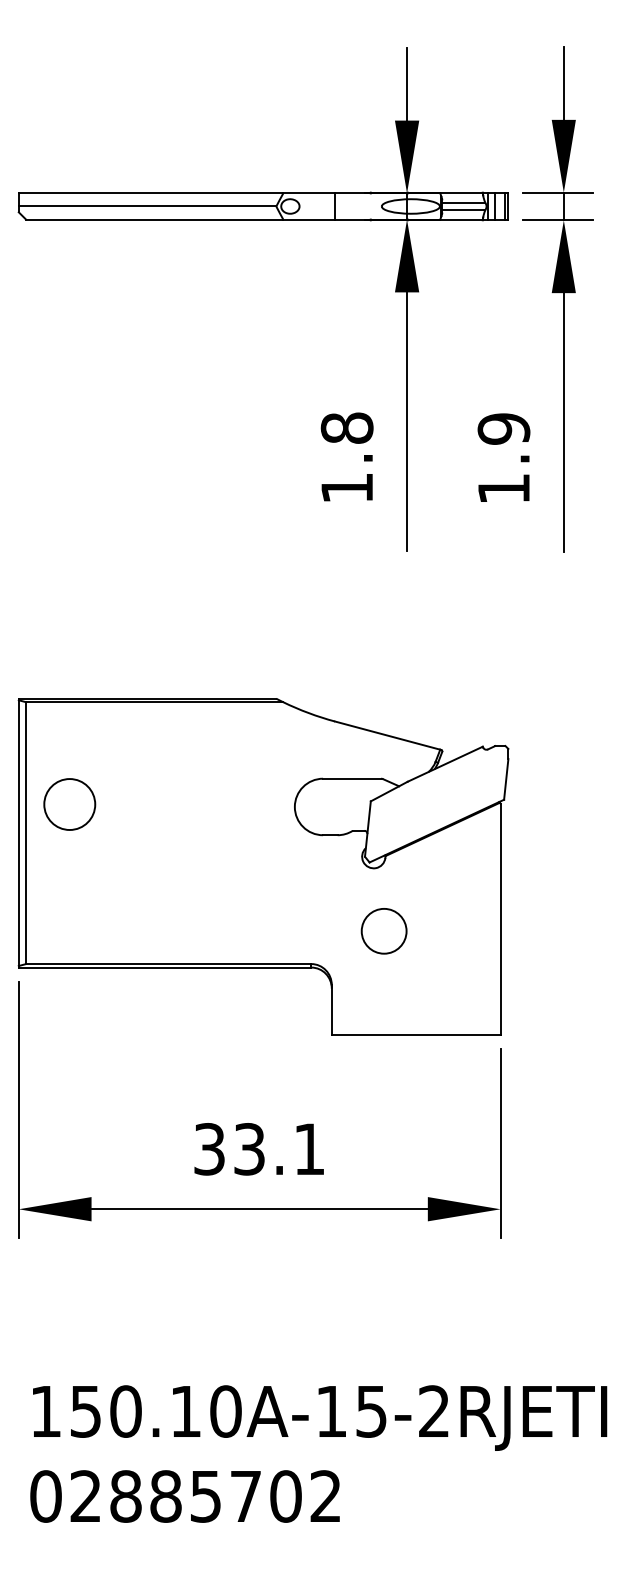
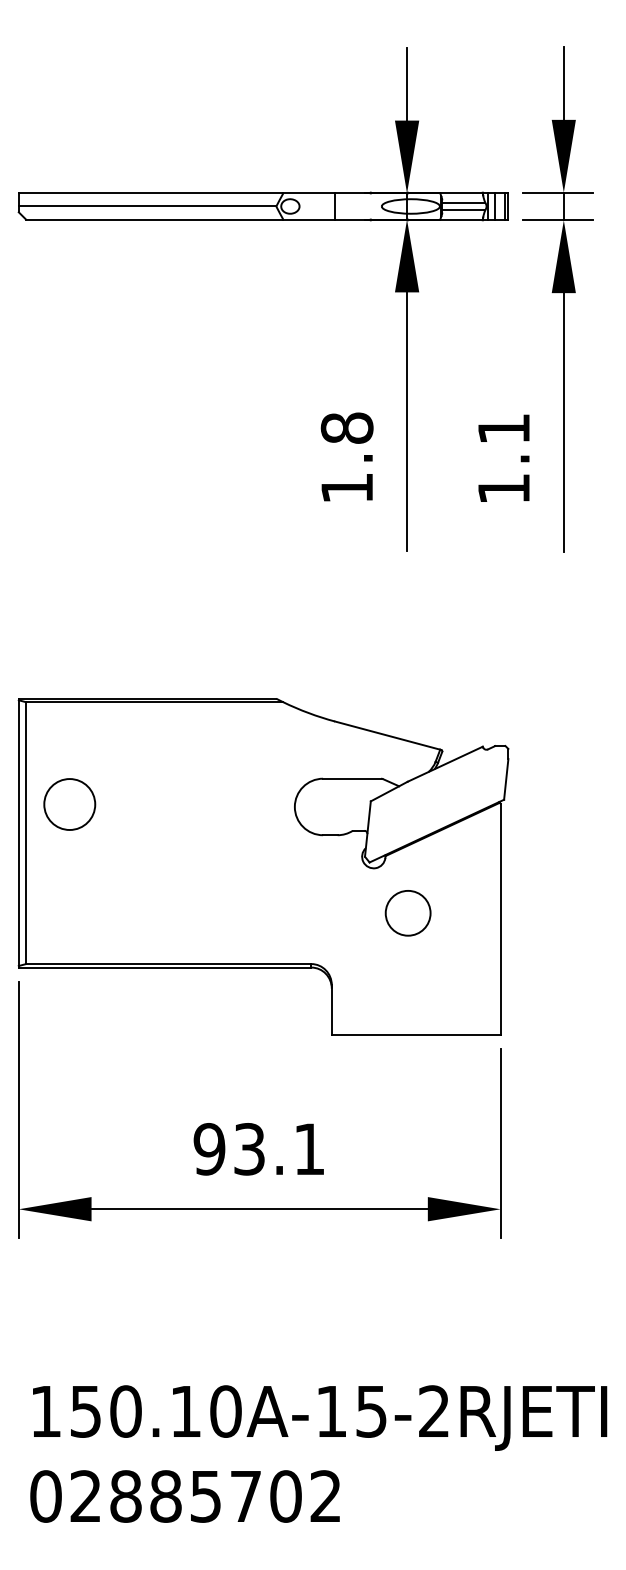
text: 1.9 -> 1.1 (503, 428)
circle position: (383, 931) -> (407, 913) (407, 913)
text: 33.1 -> 93.1 (209, 1149)
